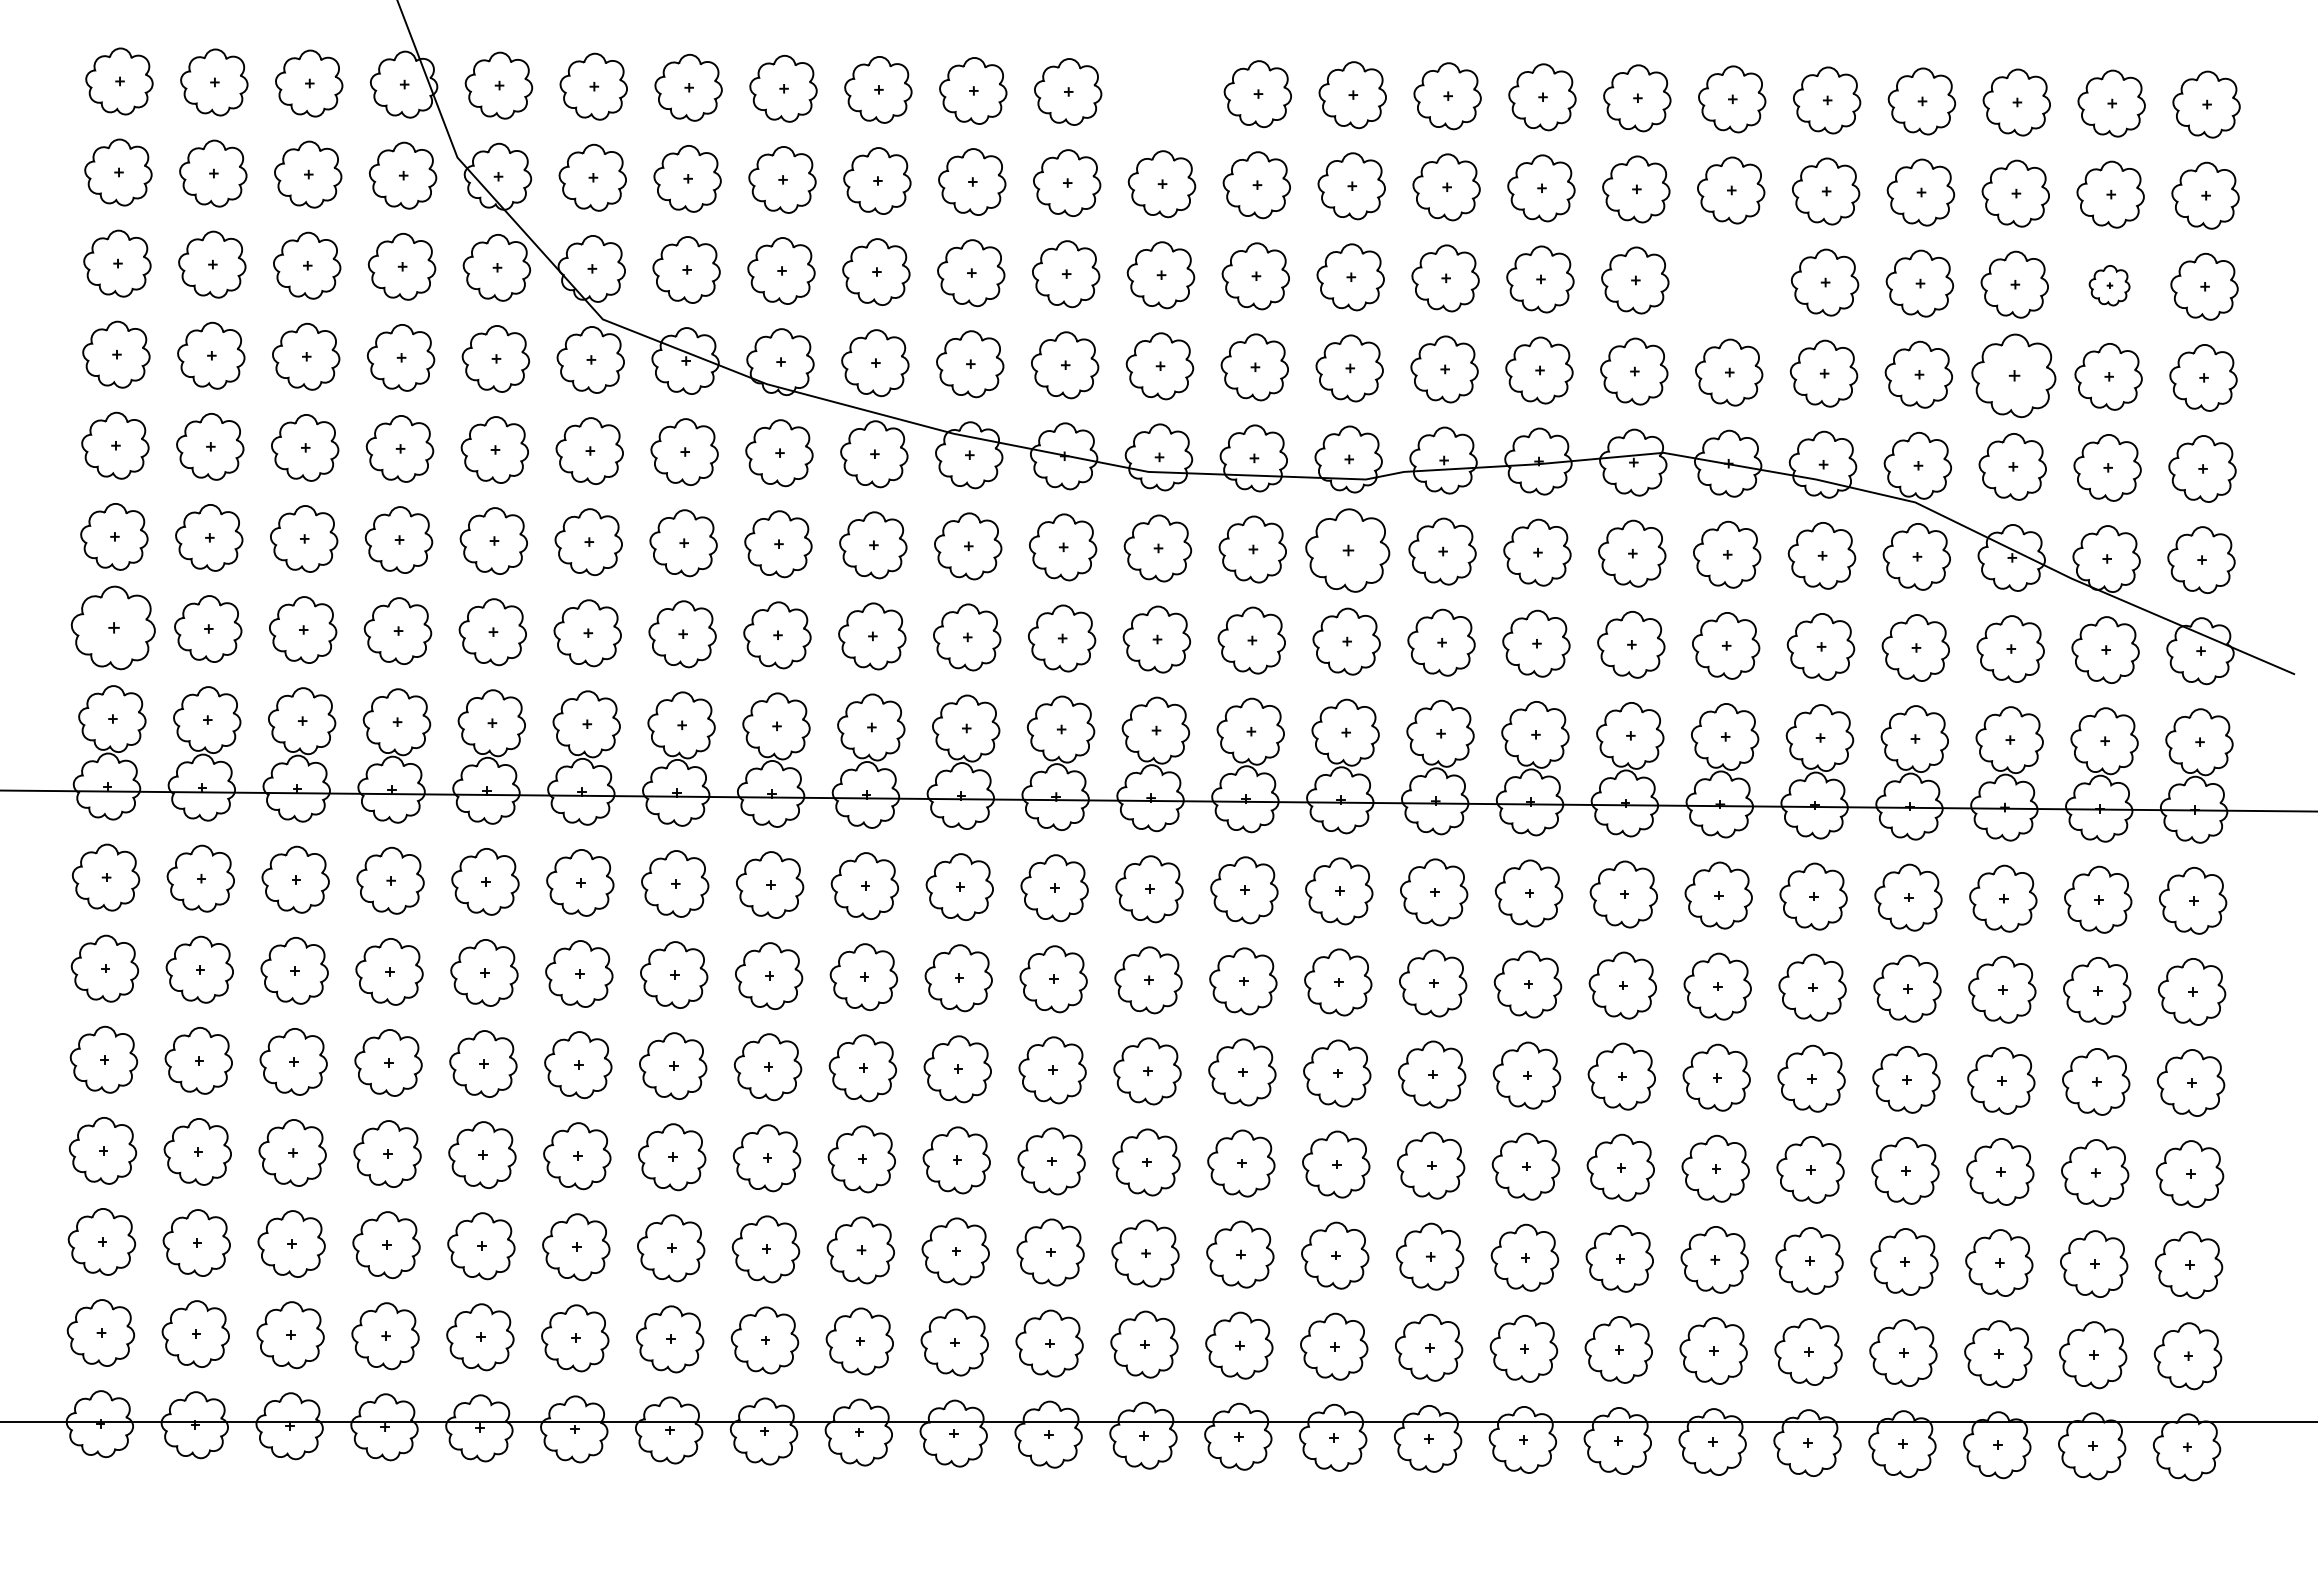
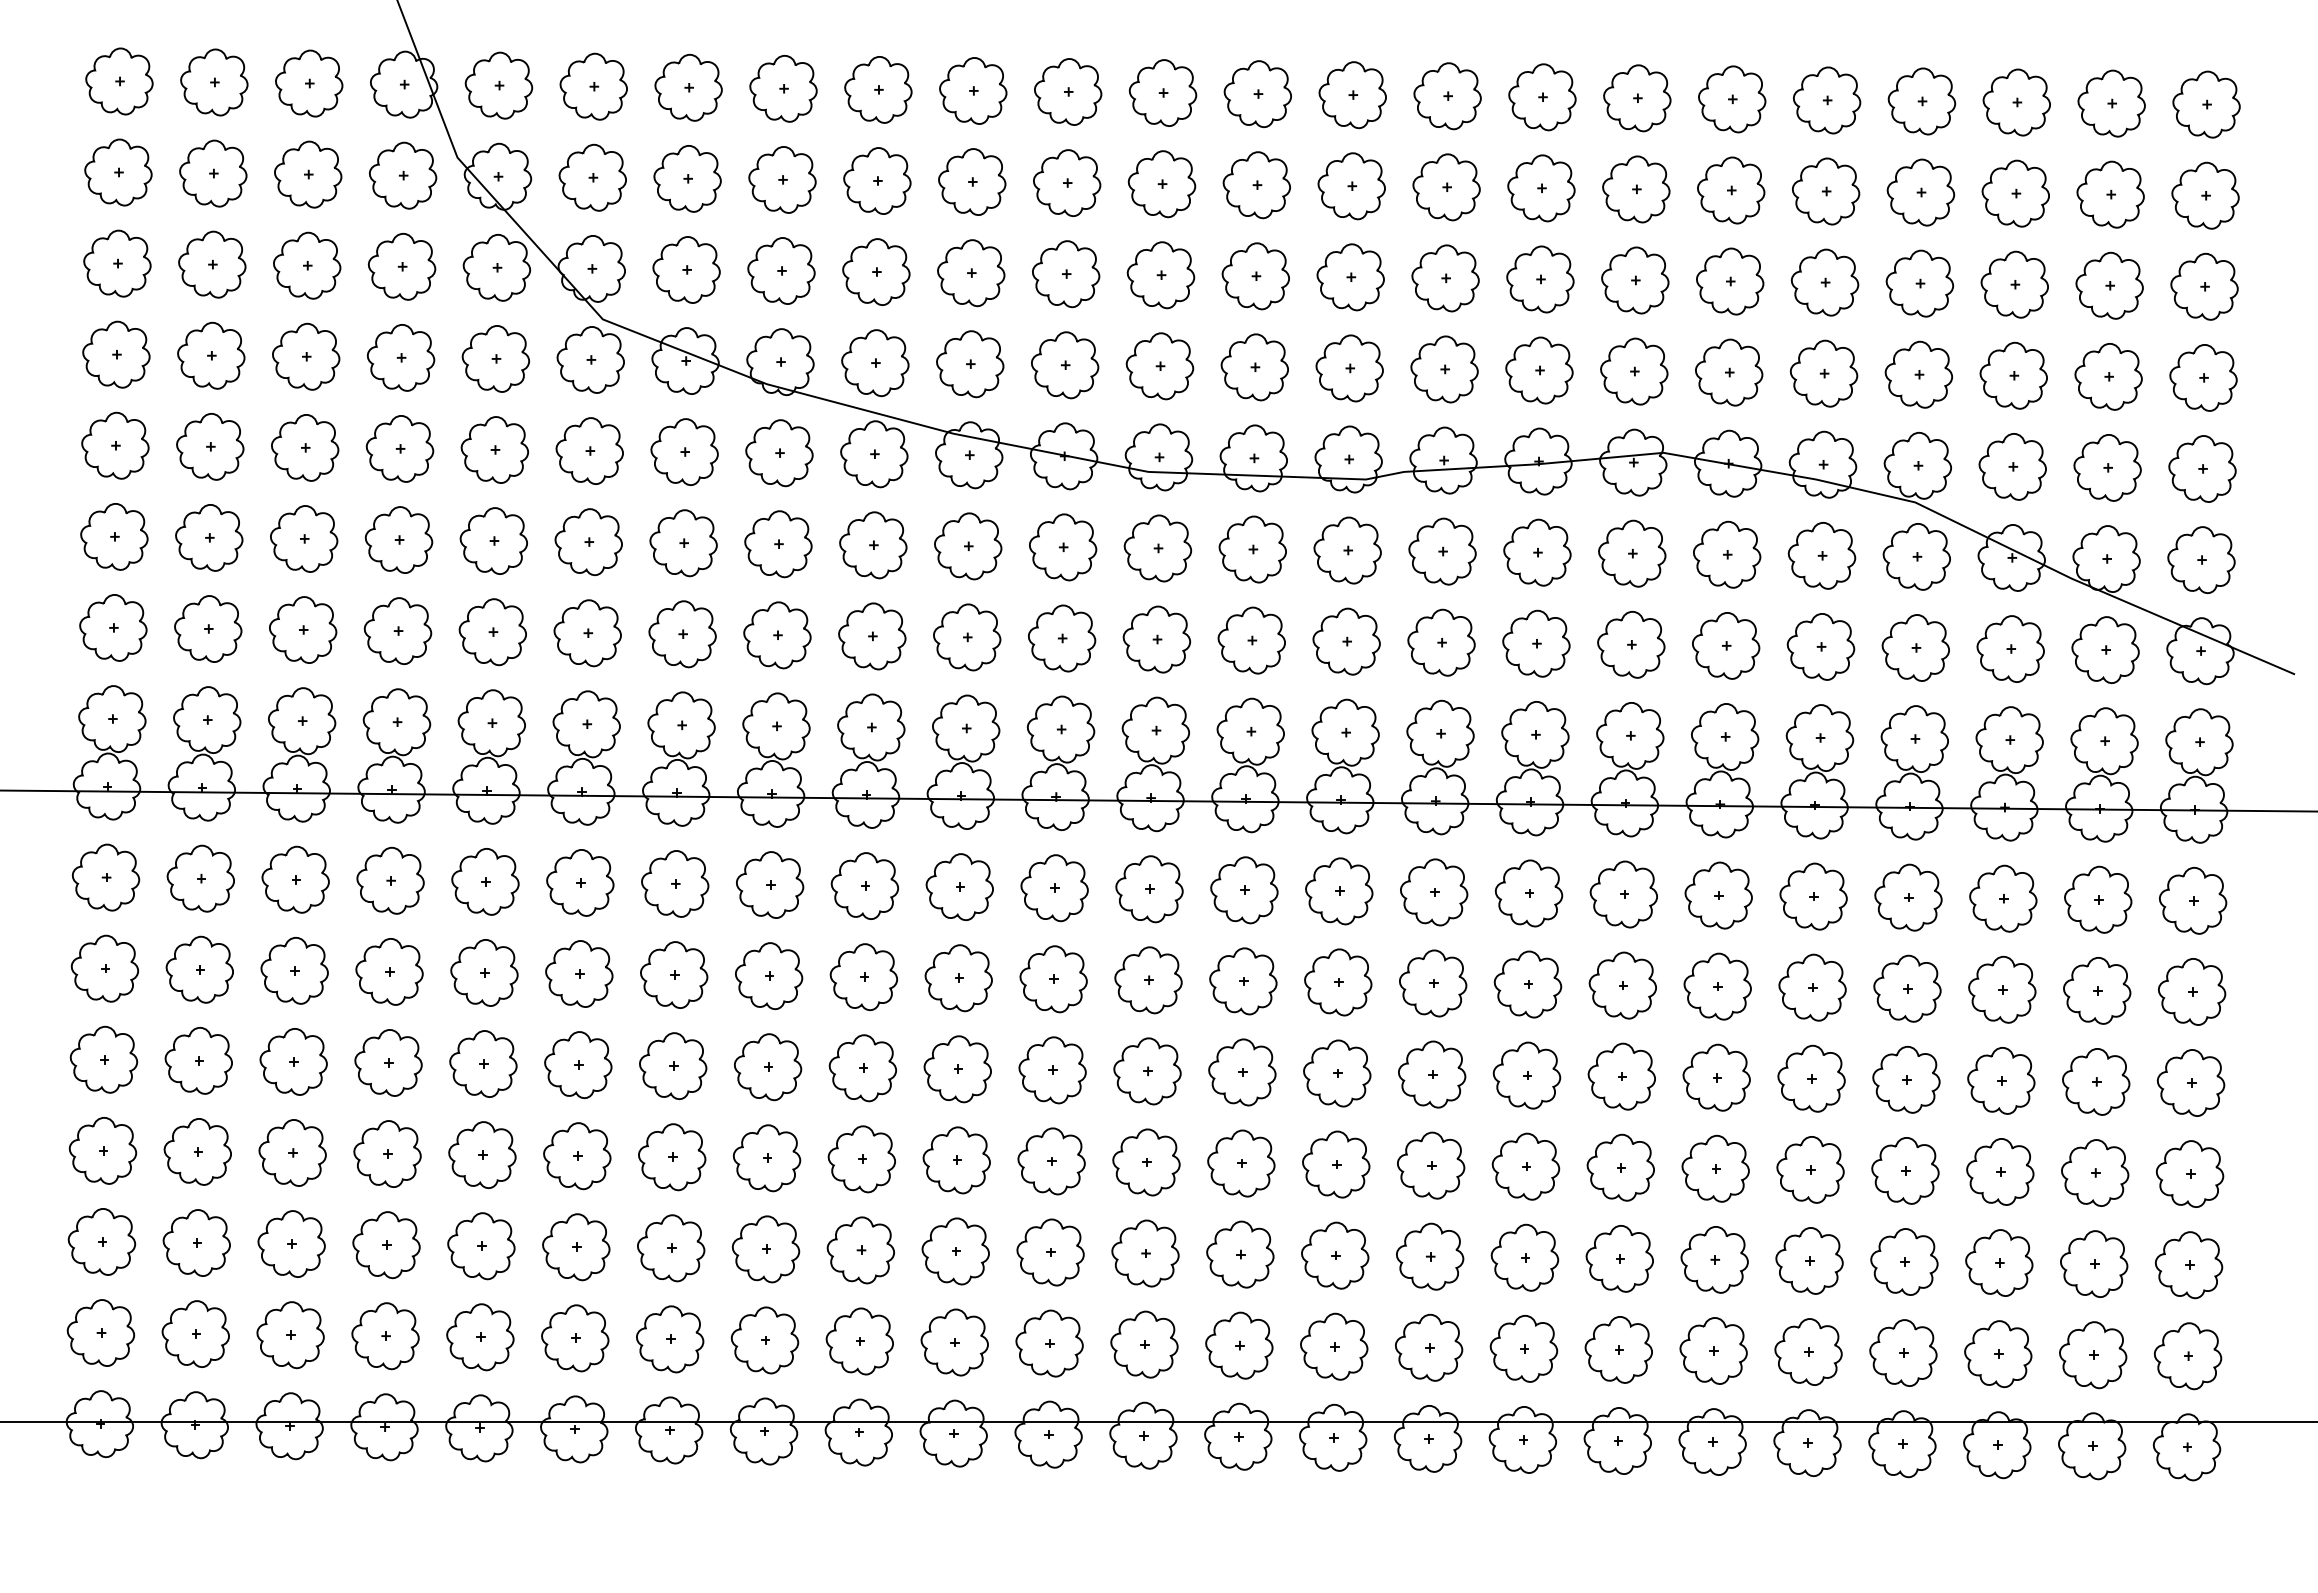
part: none -> present (1162, 92)
part: none -> present (1730, 281)
part size: 43x42 px -> 69x69 px (2109, 285)
part size: 86x86 px -> 69x69 px (2013, 375)
part size: 86x85 px -> 69x69 px (1347, 550)
part size: 86x86 px -> 69x68 px (113, 627)
